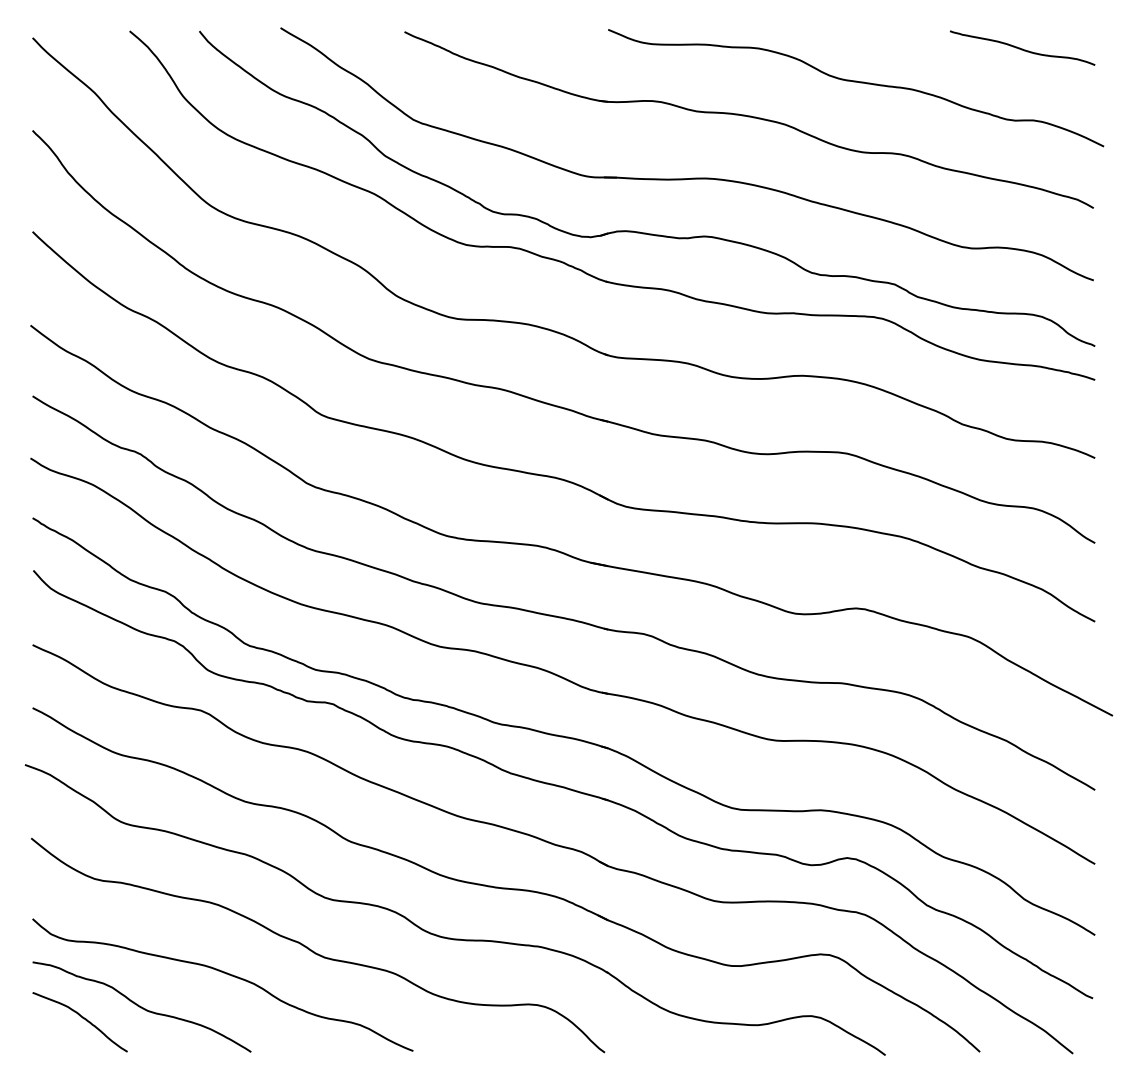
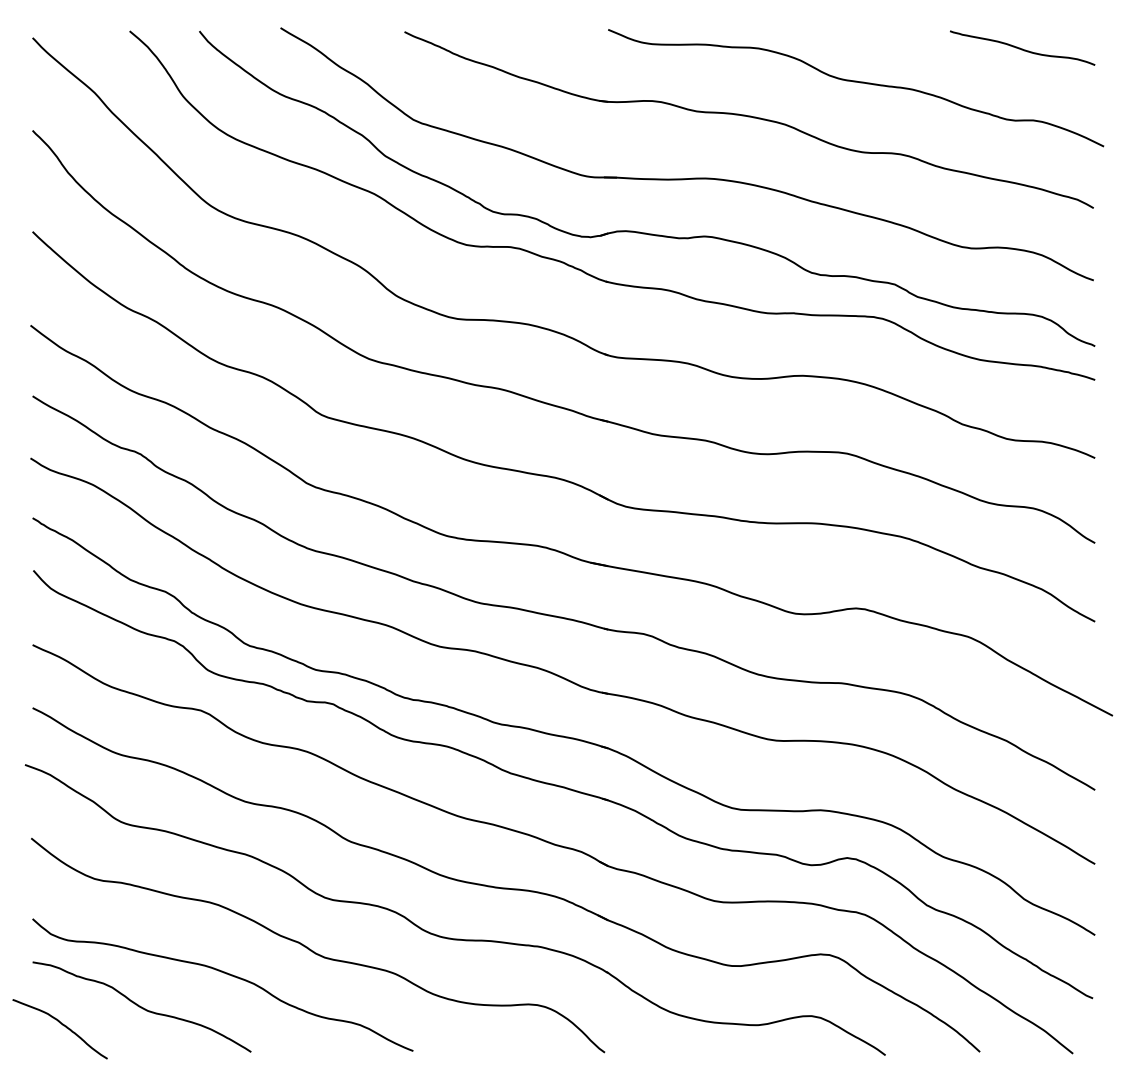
curve position: (82, 1018) -> (62, 1025) (62, 1025)
